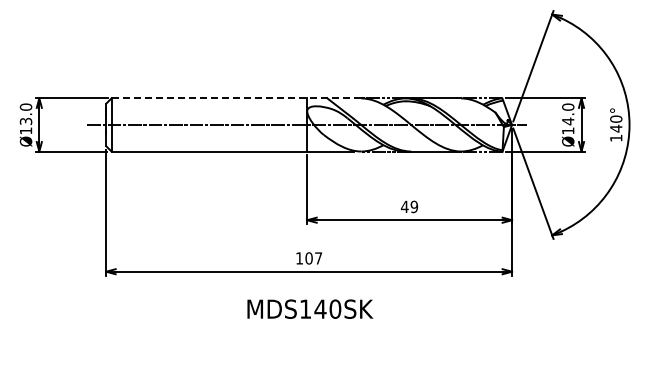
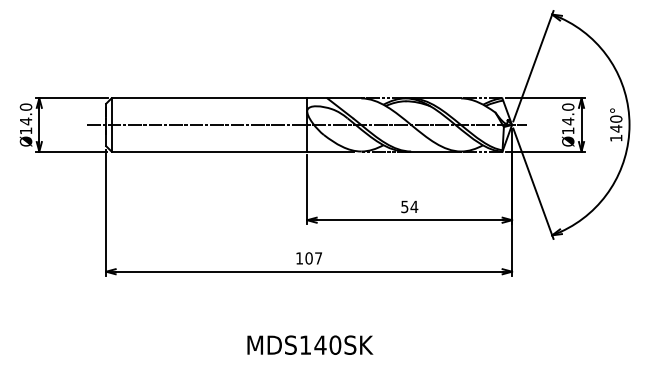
line: dashed -> solid (236, 98)
text: Ø13.0 -> Ø14.0 (25, 121)
text: 49 -> 54 (409, 206)
text position: (310, 308) -> (310, 344) (310, 344)
